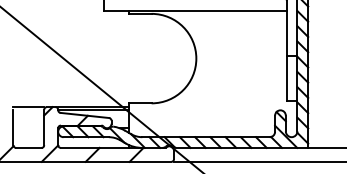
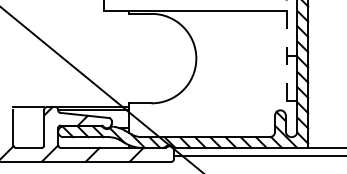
line: solid -> dashed (286, 50)
line position: (258, 161) -> (258, 155) (258, 155)
